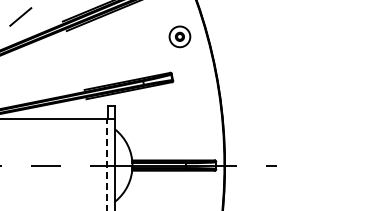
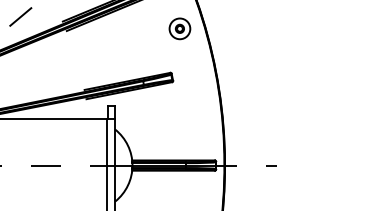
part position: (179, 36) -> (179, 28) (179, 28)
line: dashed -> solid (107, 165)
